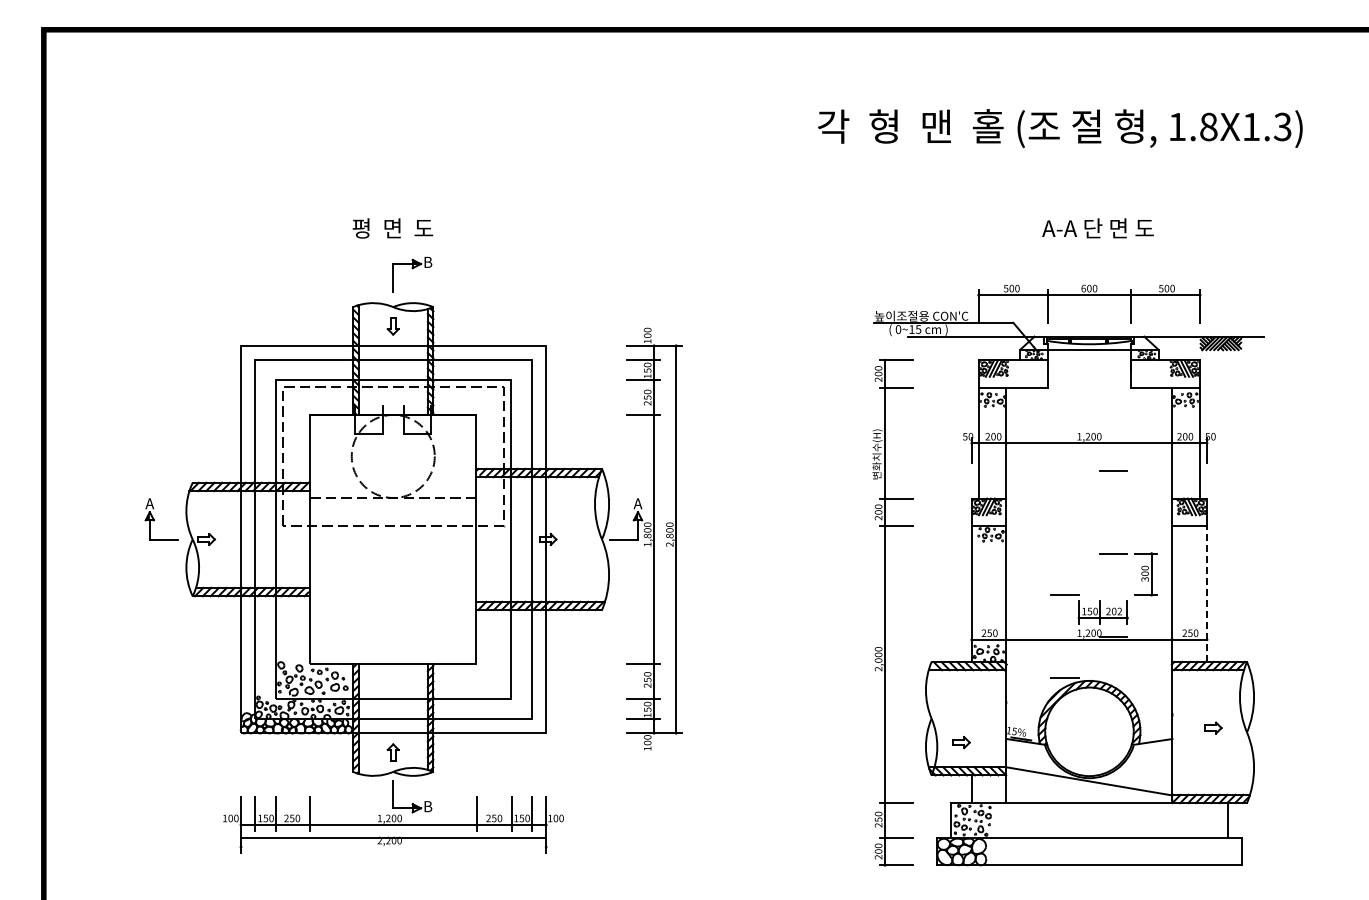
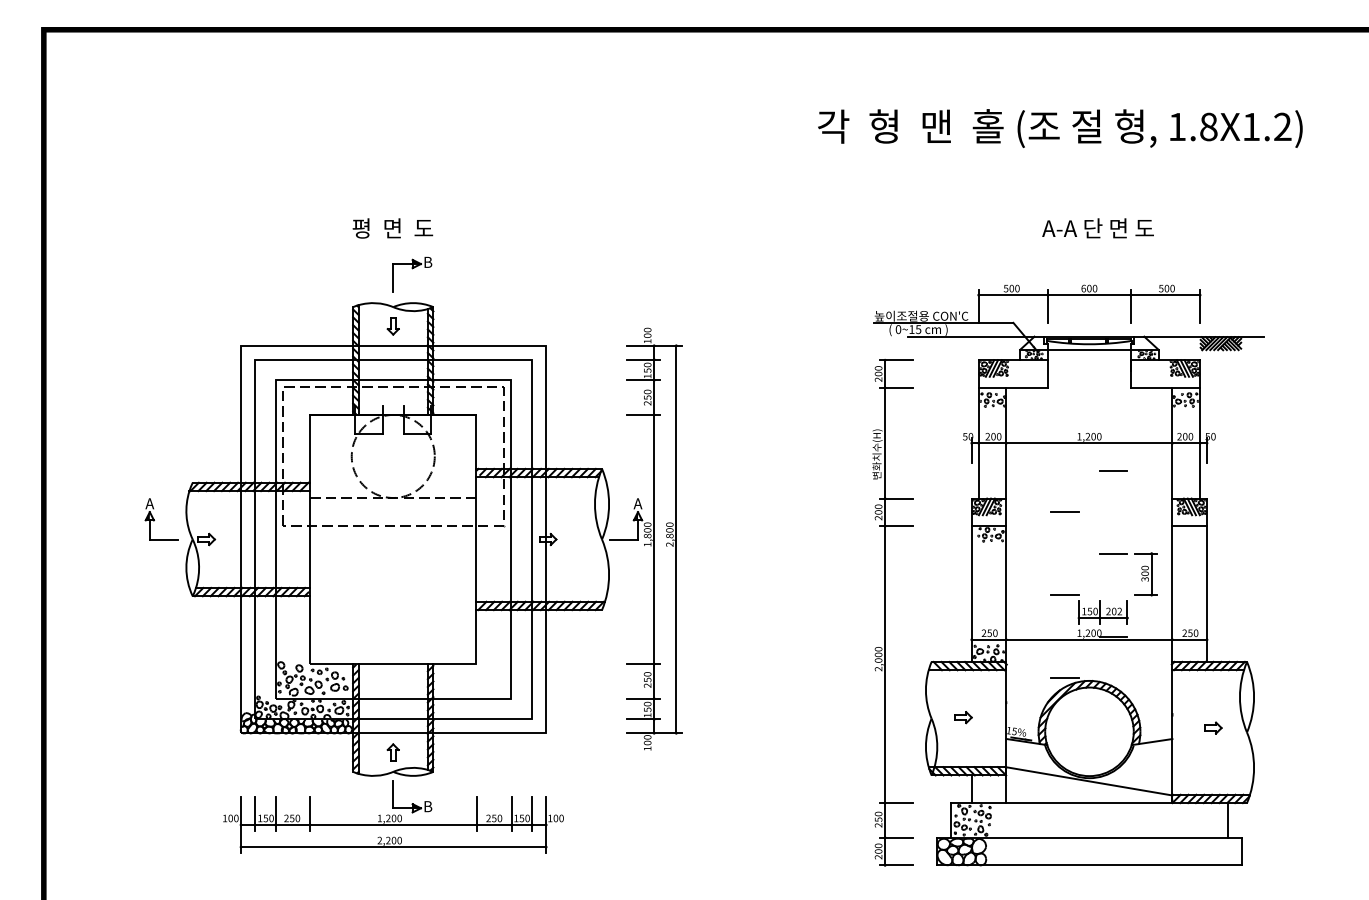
text: 1.8X1.3) -> 1.8X1.2) (1282, 127)
line: none -> present (1065, 512)
line: dashed -> solid (1207, 594)
part position: (961, 742) -> (963, 717) (963, 717)
line position: (393, 838) -> (393, 847) (393, 847)
